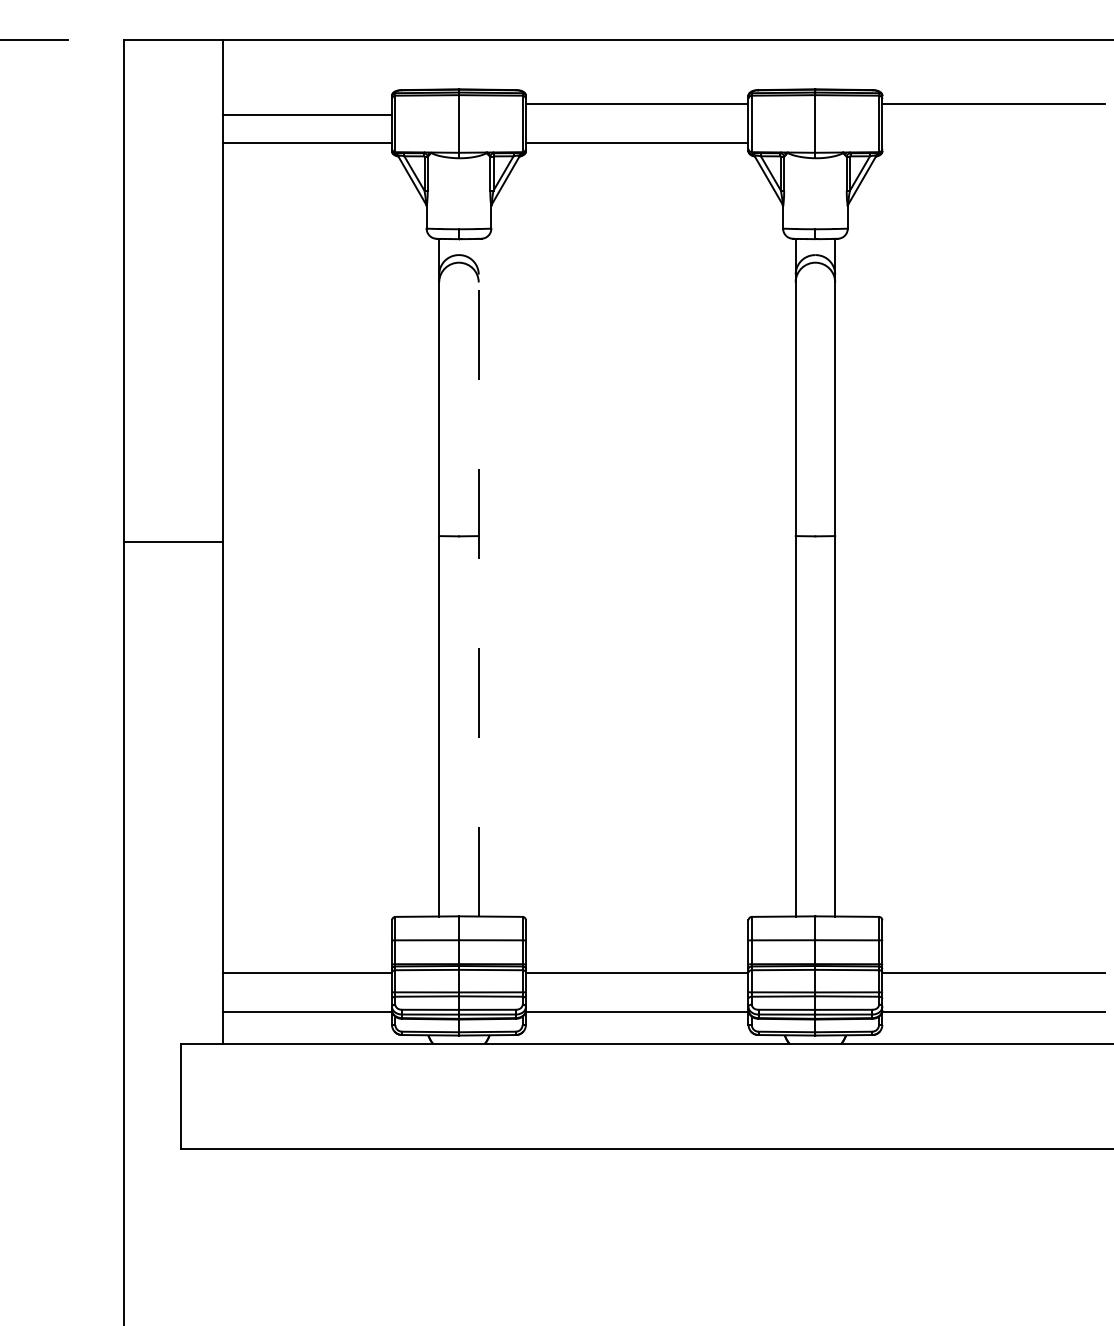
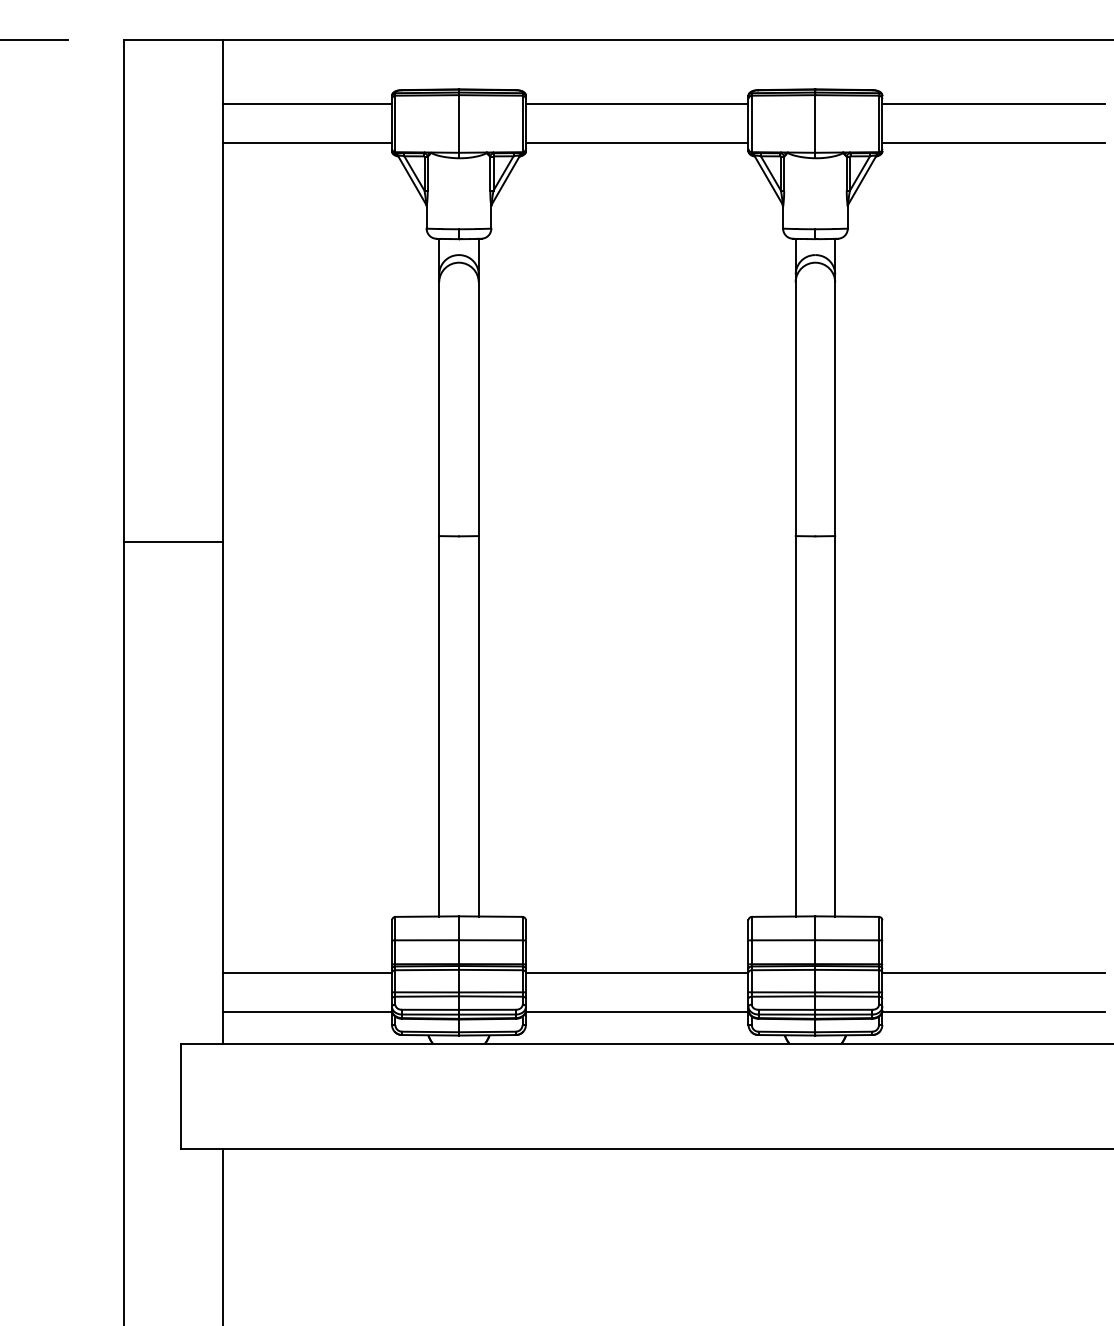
line position: (307, 114) -> (307, 103) (307, 103)
line: none -> present (993, 143)
line: dashed -> solid (478, 577)
line: none -> present (223, 1235)
